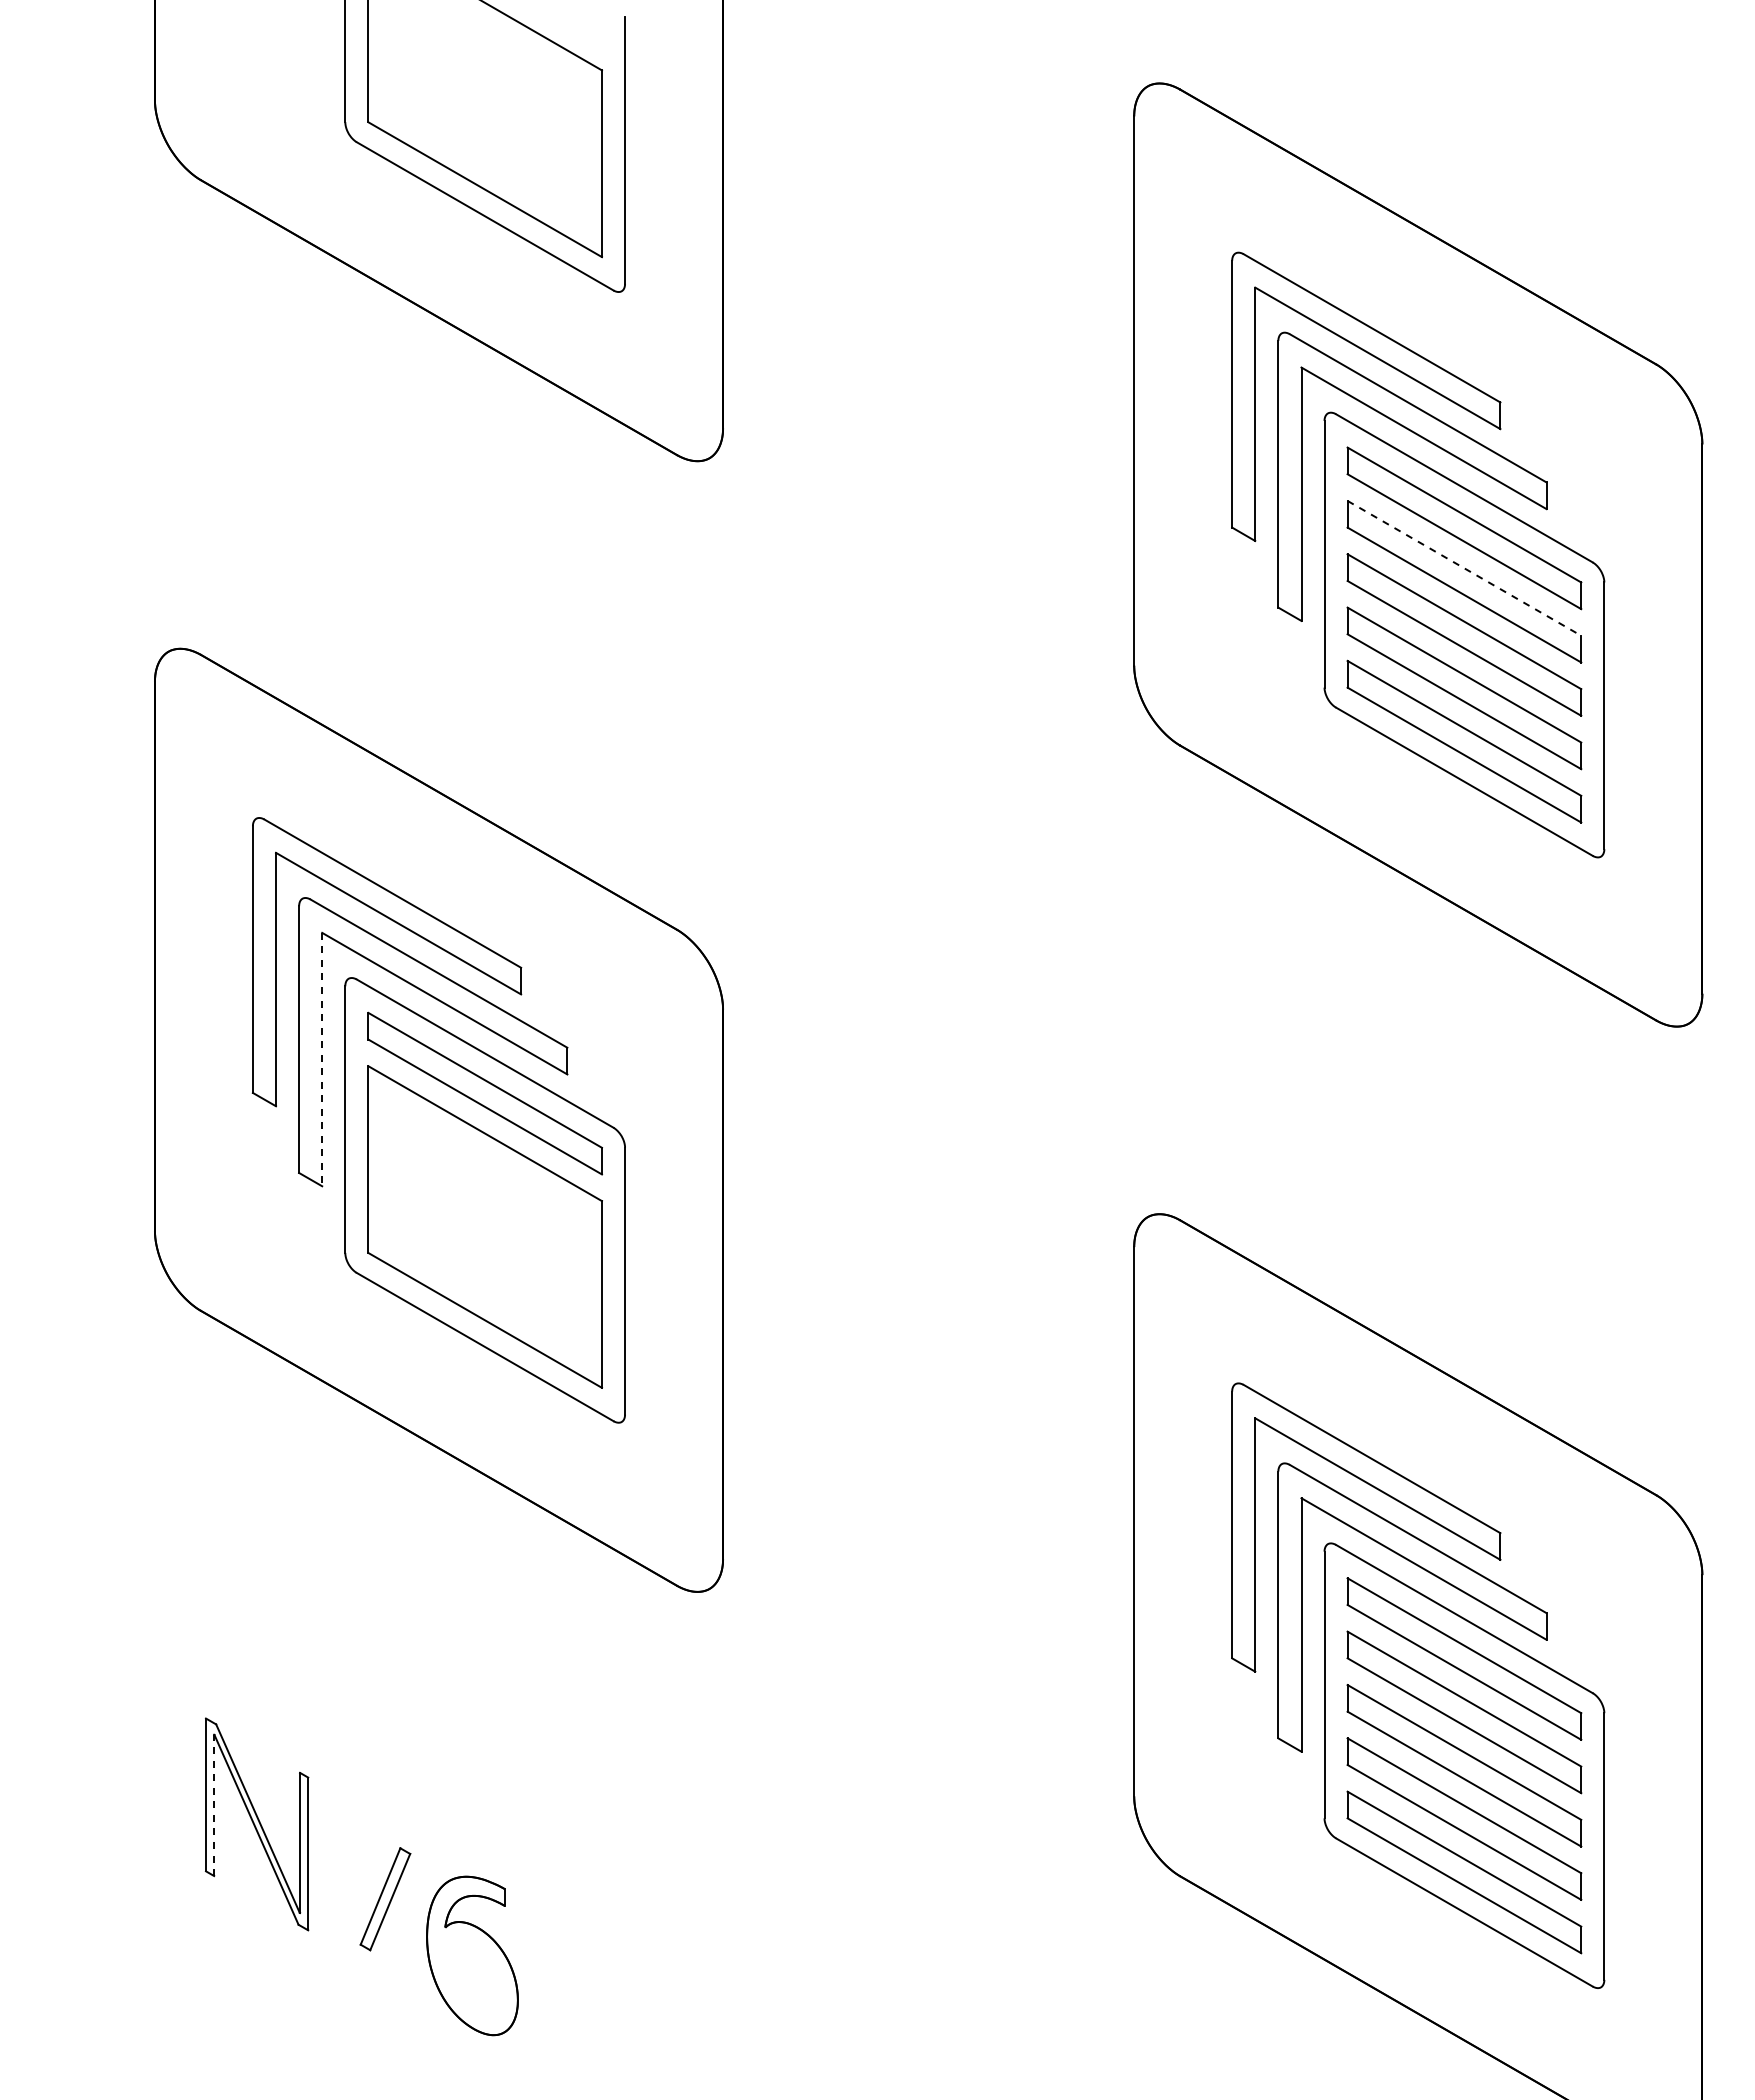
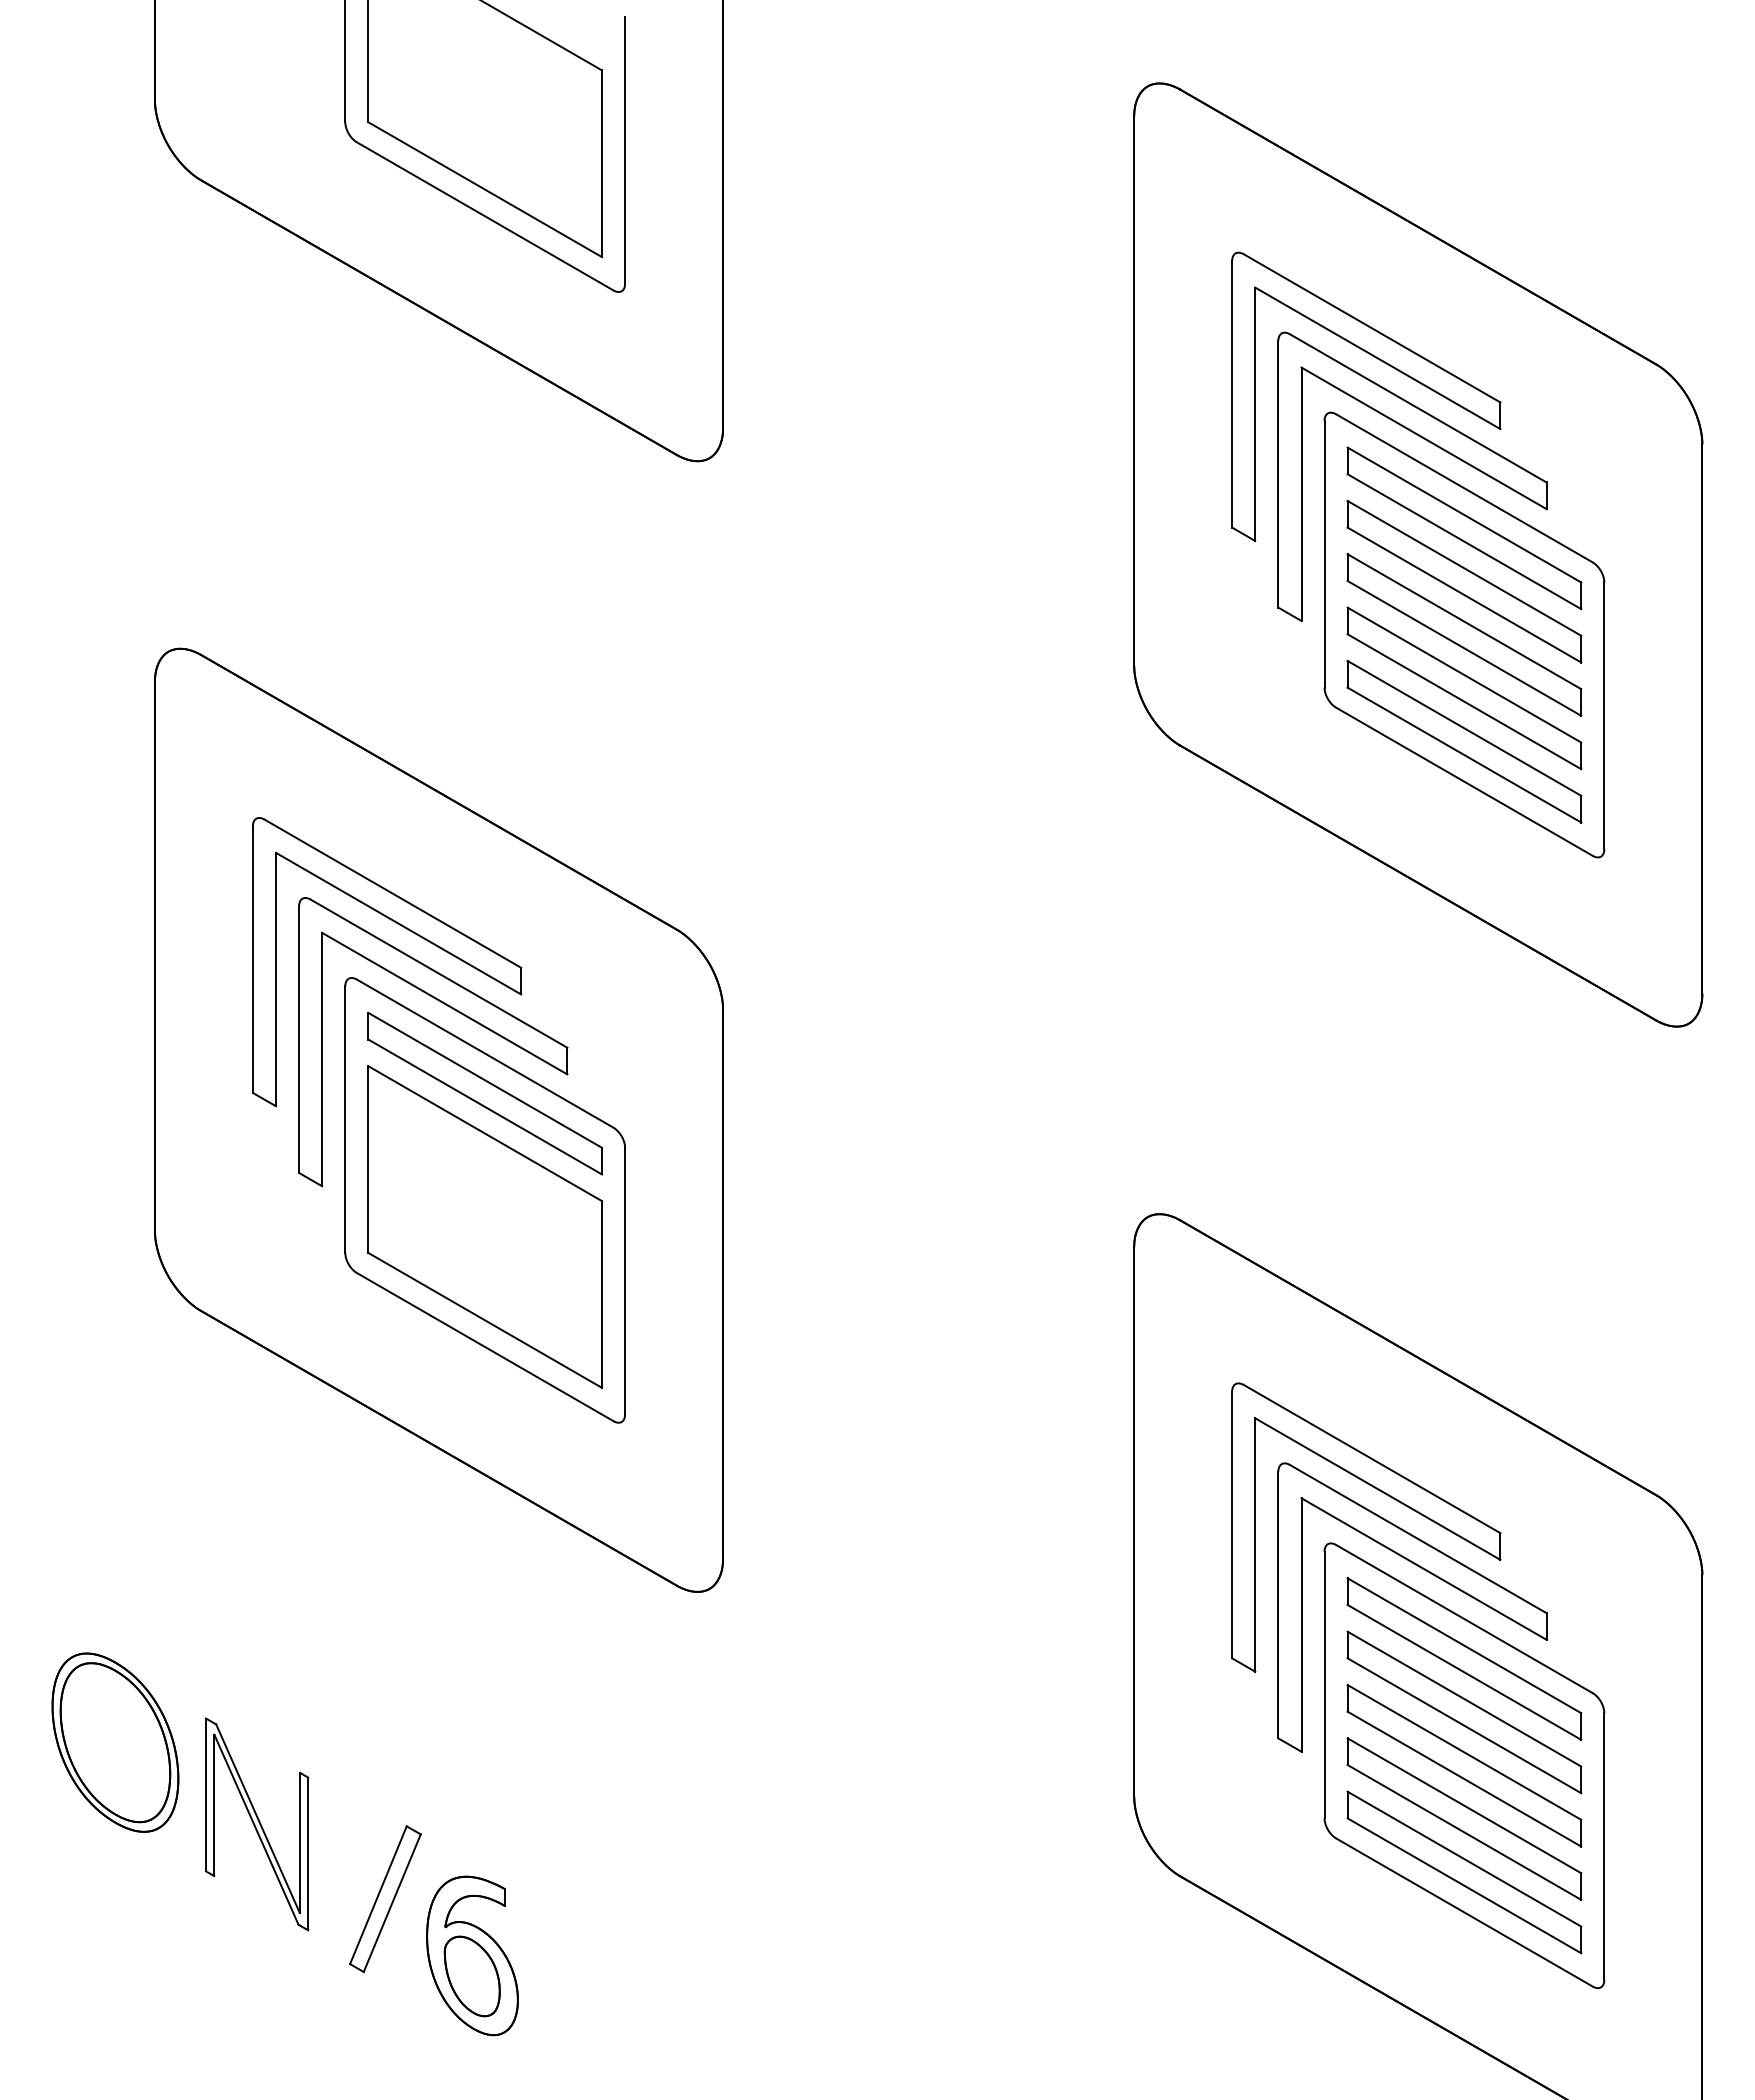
line: dashed -> solid (1464, 568)
line: dashed -> solid (322, 1059)
part: none -> present (115, 1742)
line: dashed -> solid (214, 1805)
part size: 53x105 px -> 73x149 px (385, 1899)
part: none -> present (471, 1976)
